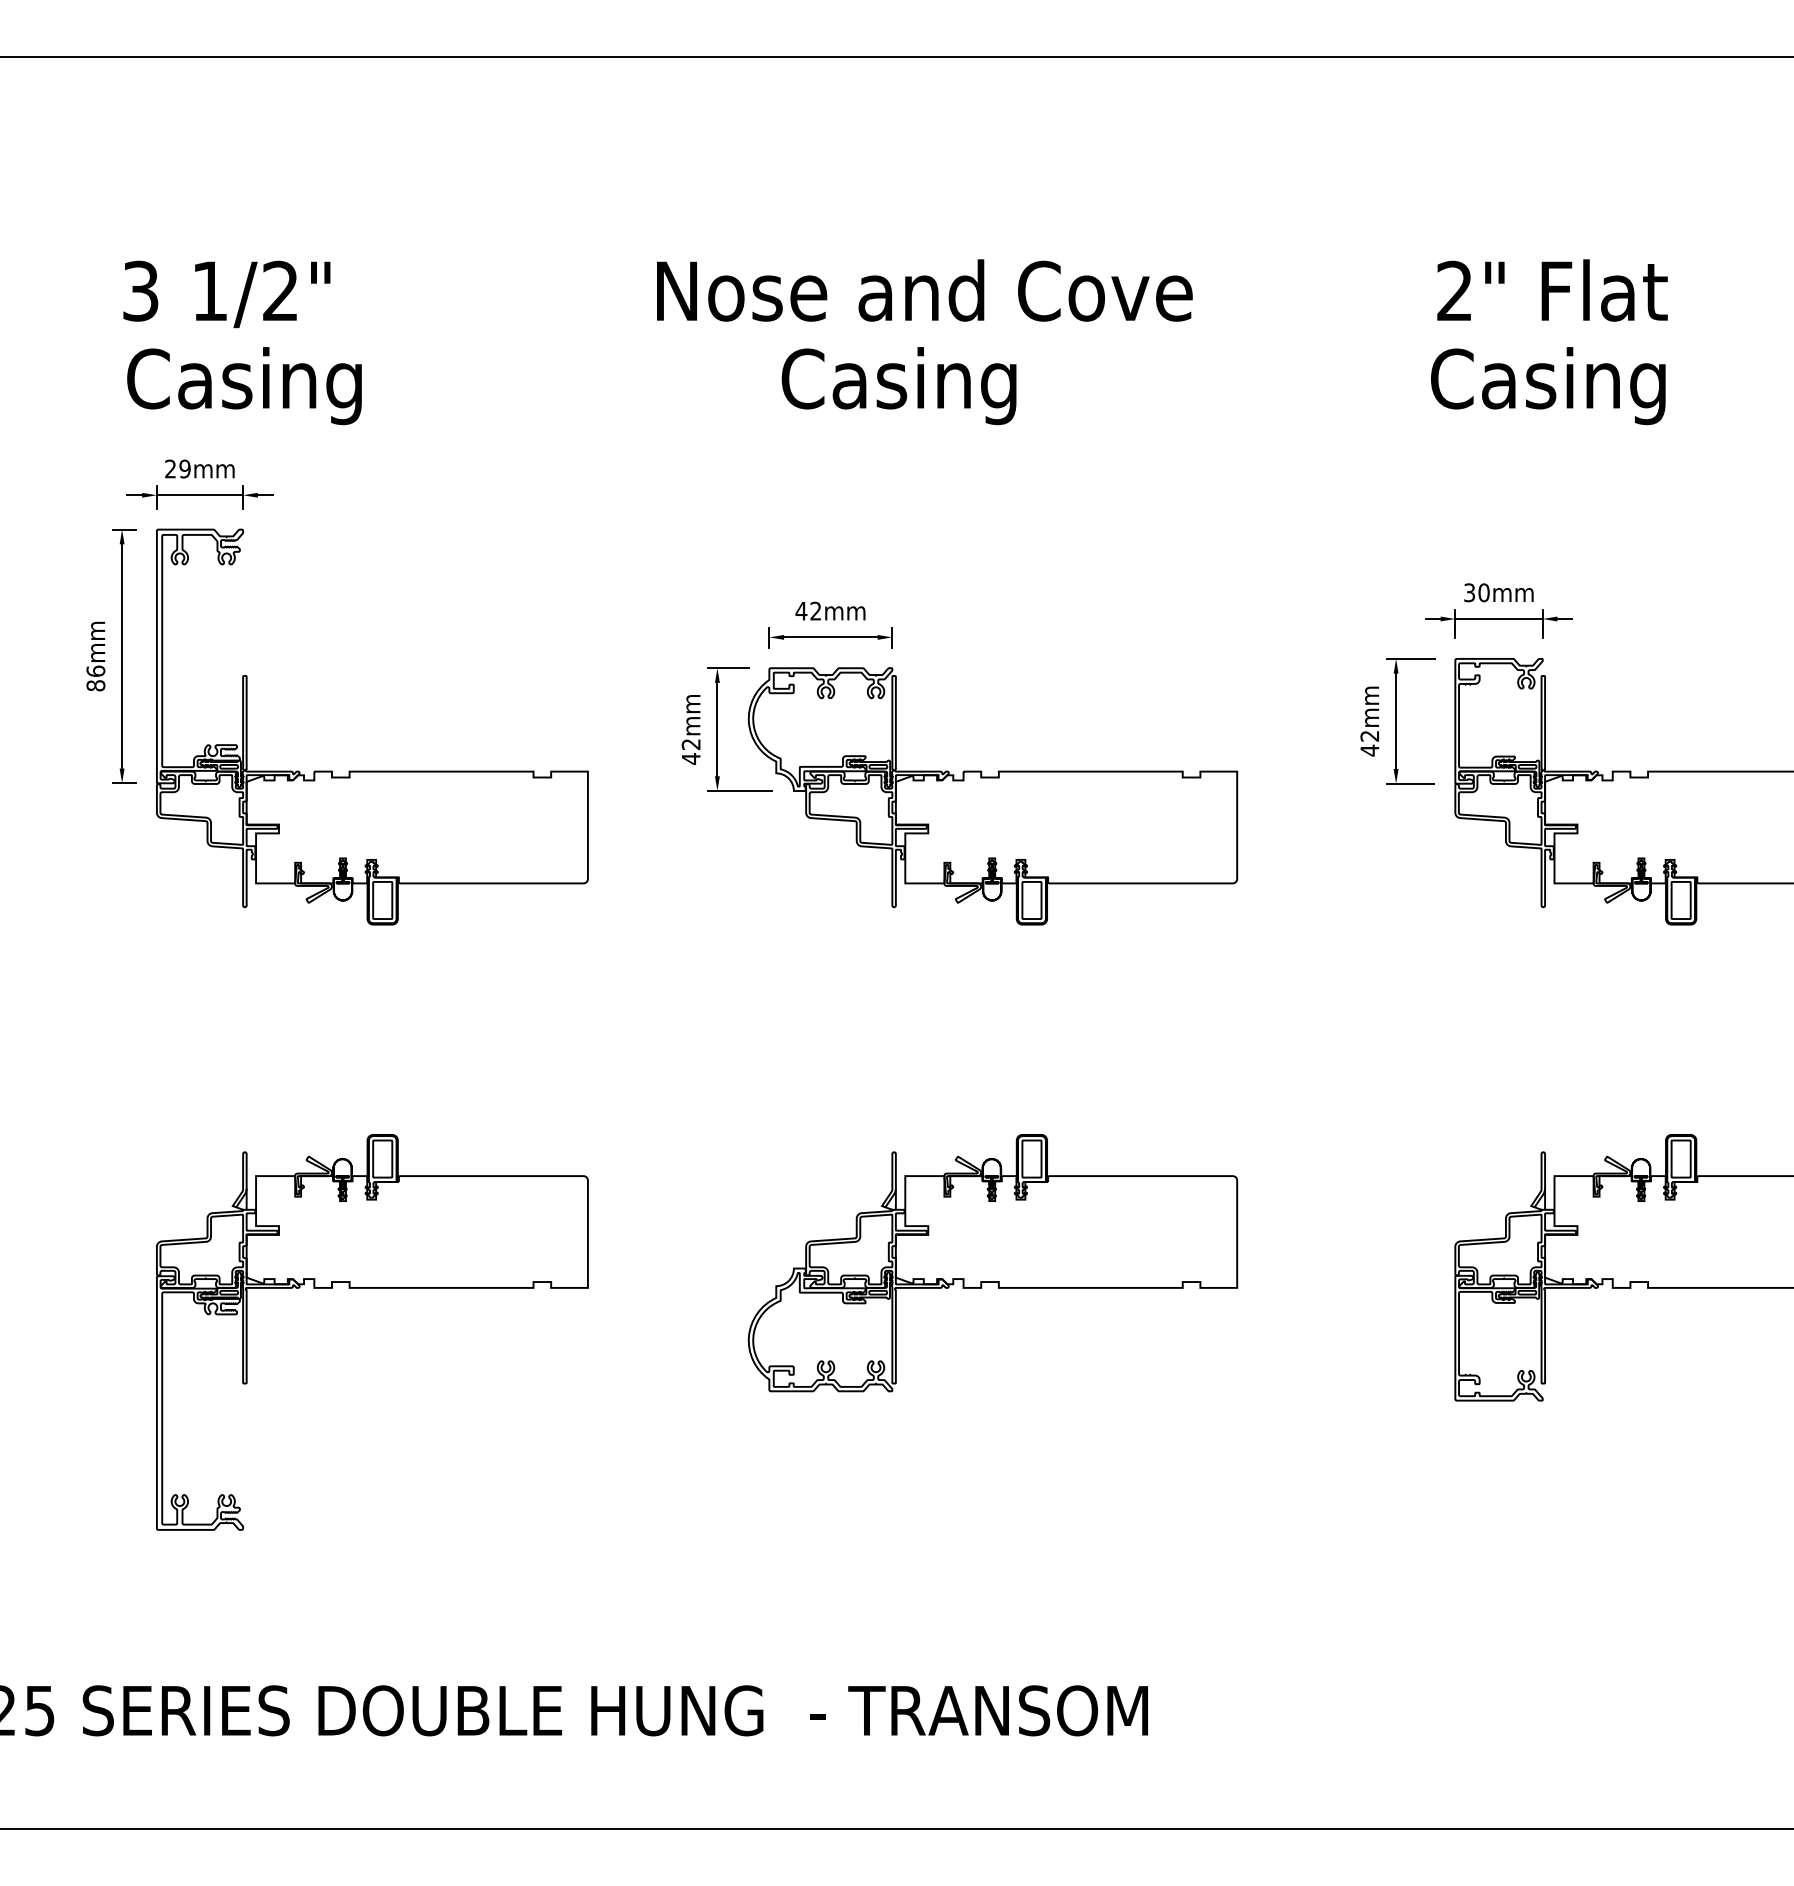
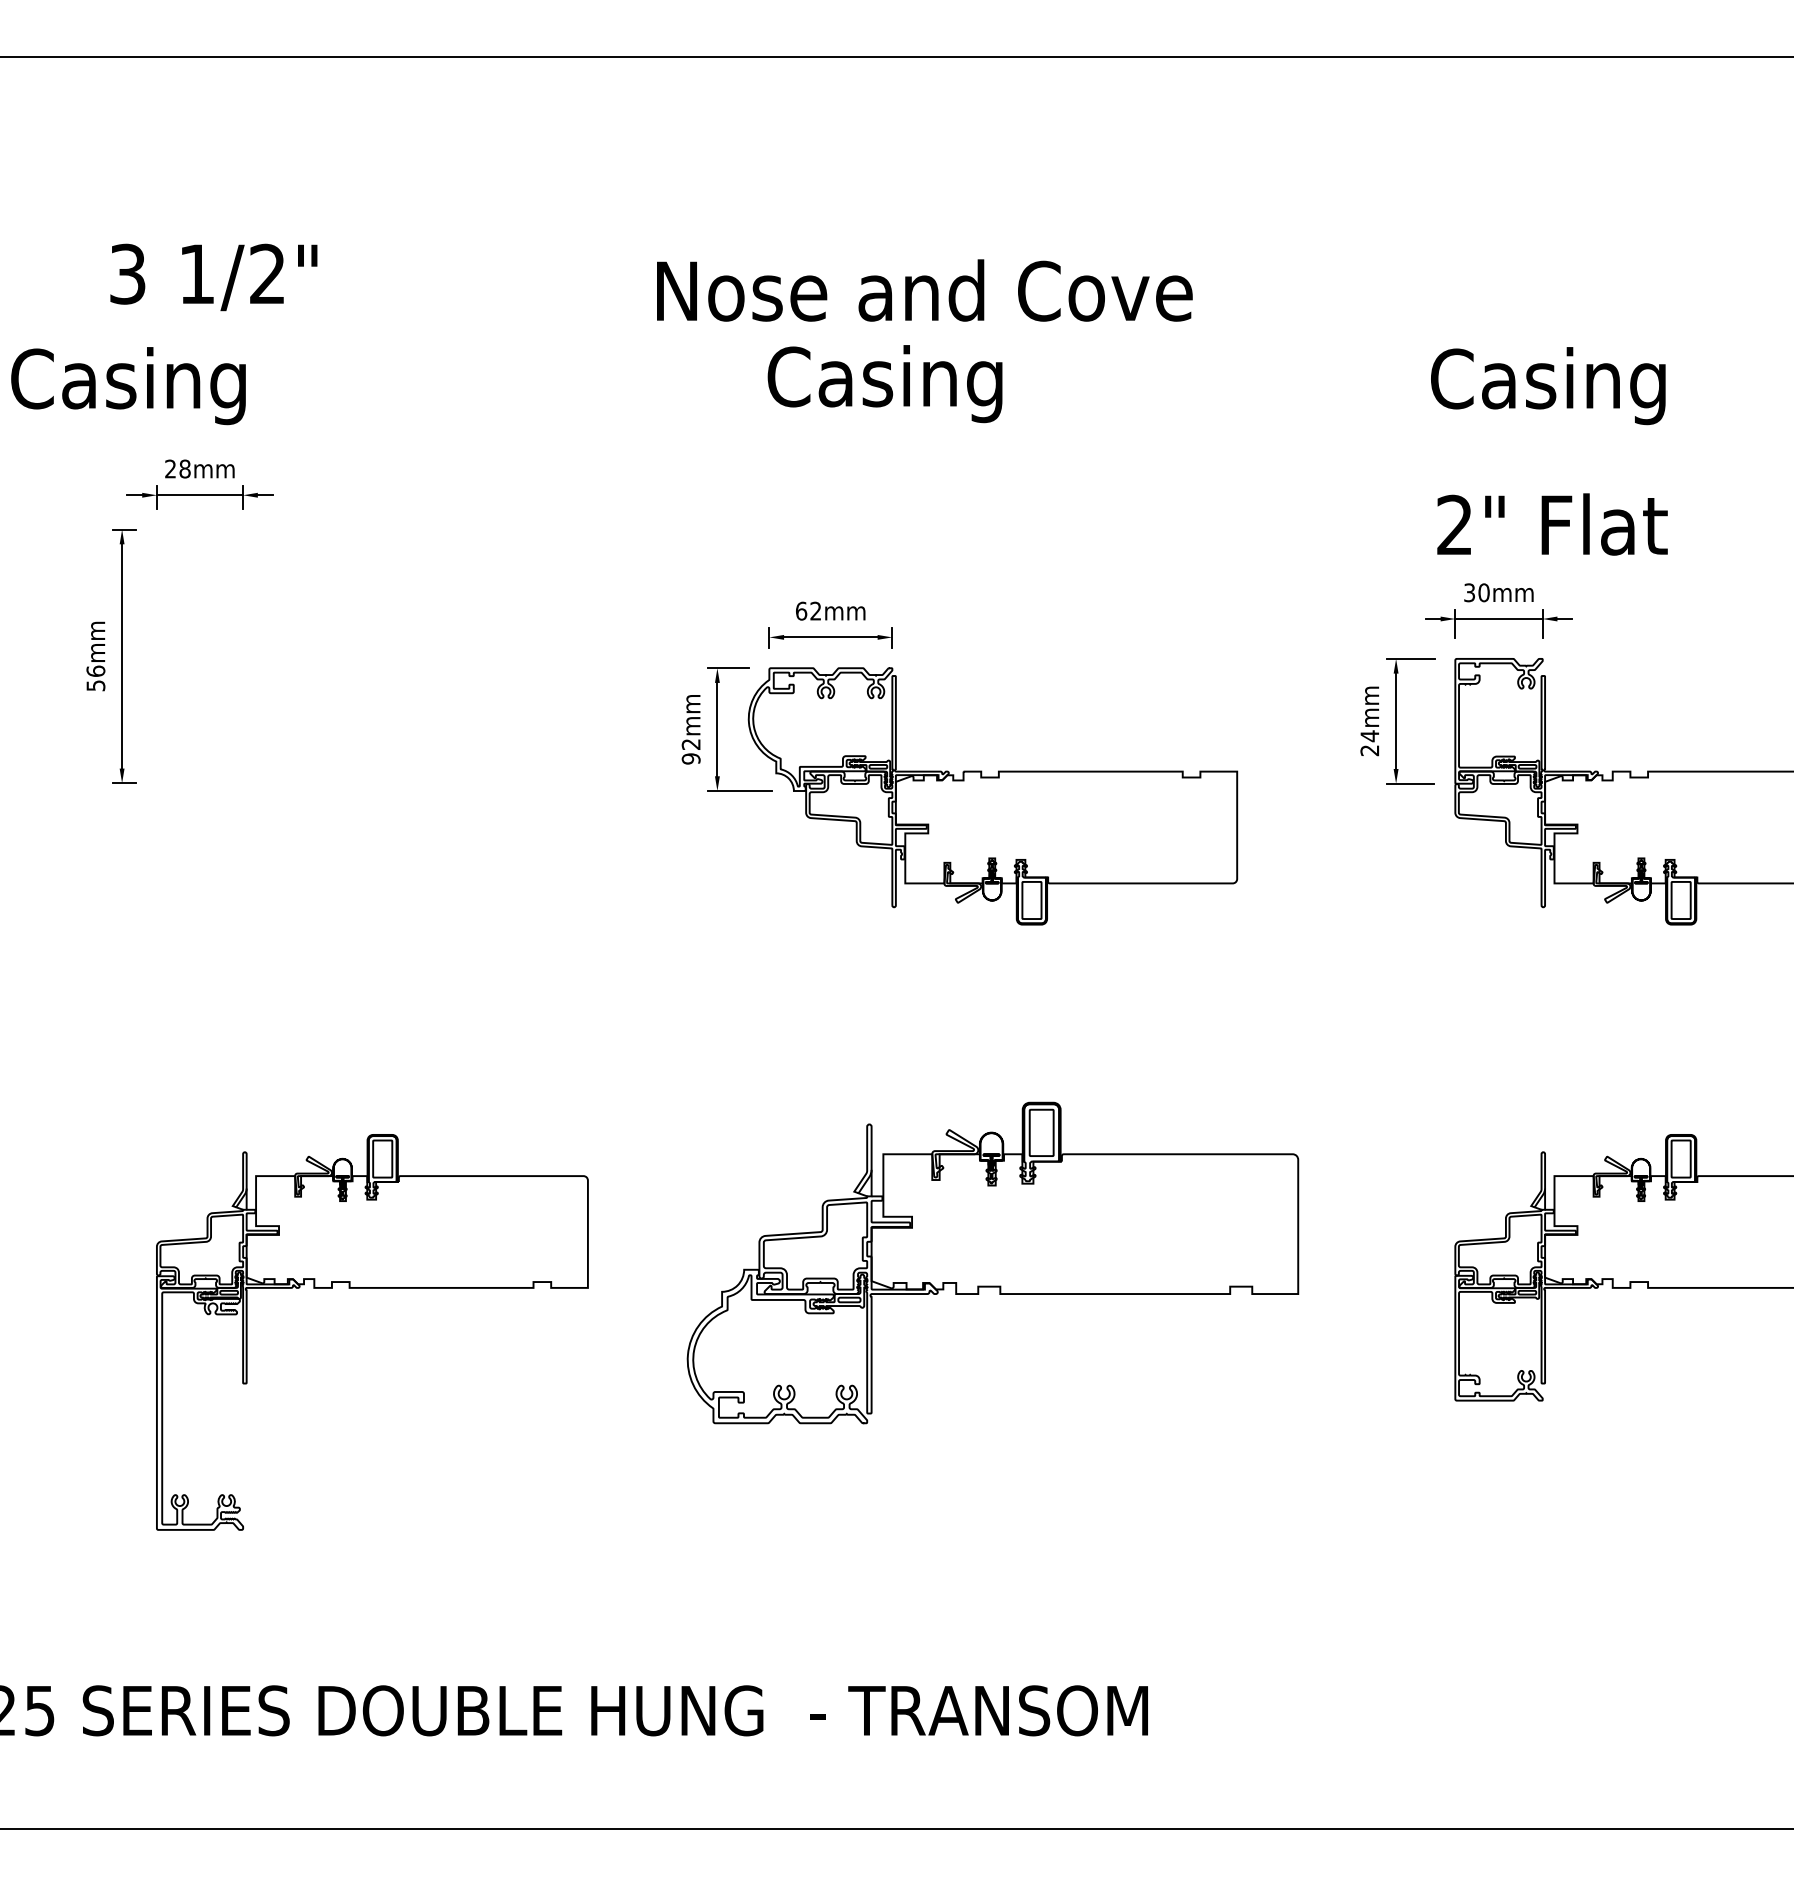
text position: (1552, 290) -> (1552, 524) (1552, 524)
text position: (226, 294) -> (213, 277) (213, 277)
text position: (244, 386) -> (128, 386) (128, 386)
text position: (898, 386) -> (884, 384) (884, 384)
text: 29mm -> 28mm (184, 468)
text: 42mm -> 62mm (801, 610)
text: 86mm -> 56mm (95, 685)
text: 42mm -> 24mm (1369, 743)
text: 42mm -> 92mm (690, 758)
part: present -> none (372, 770)
part size: 492x259 px -> 614x324 px (992, 1262)
